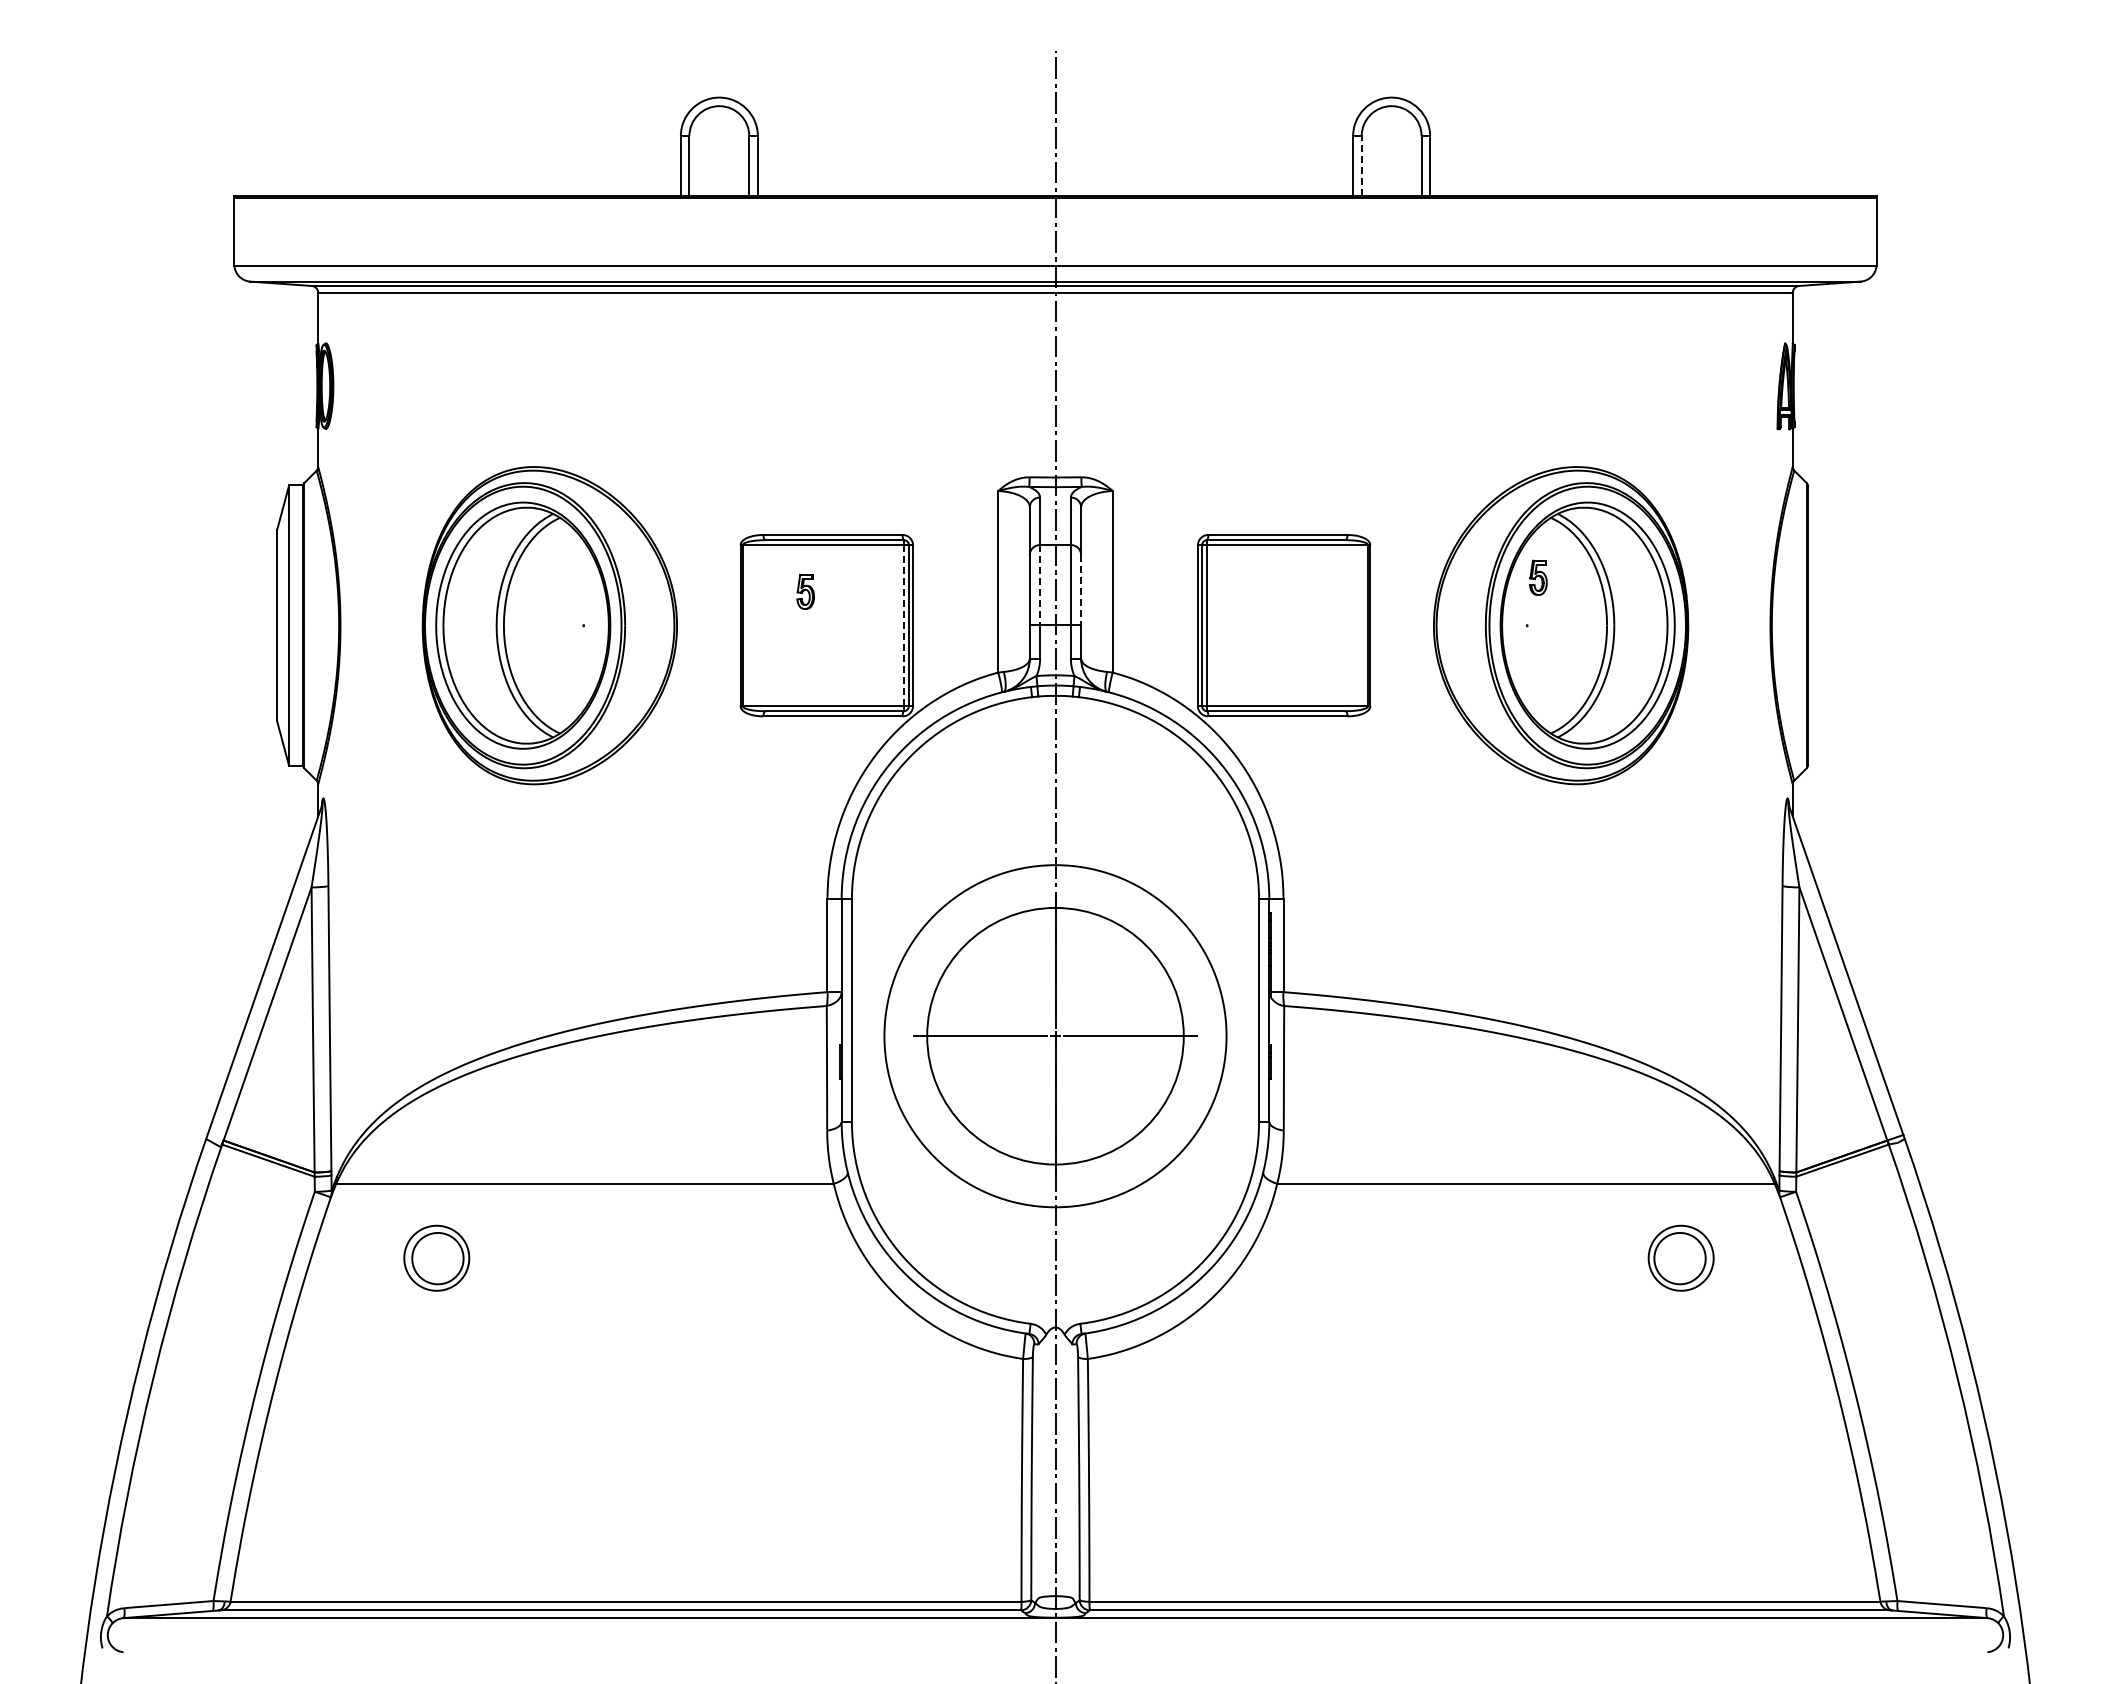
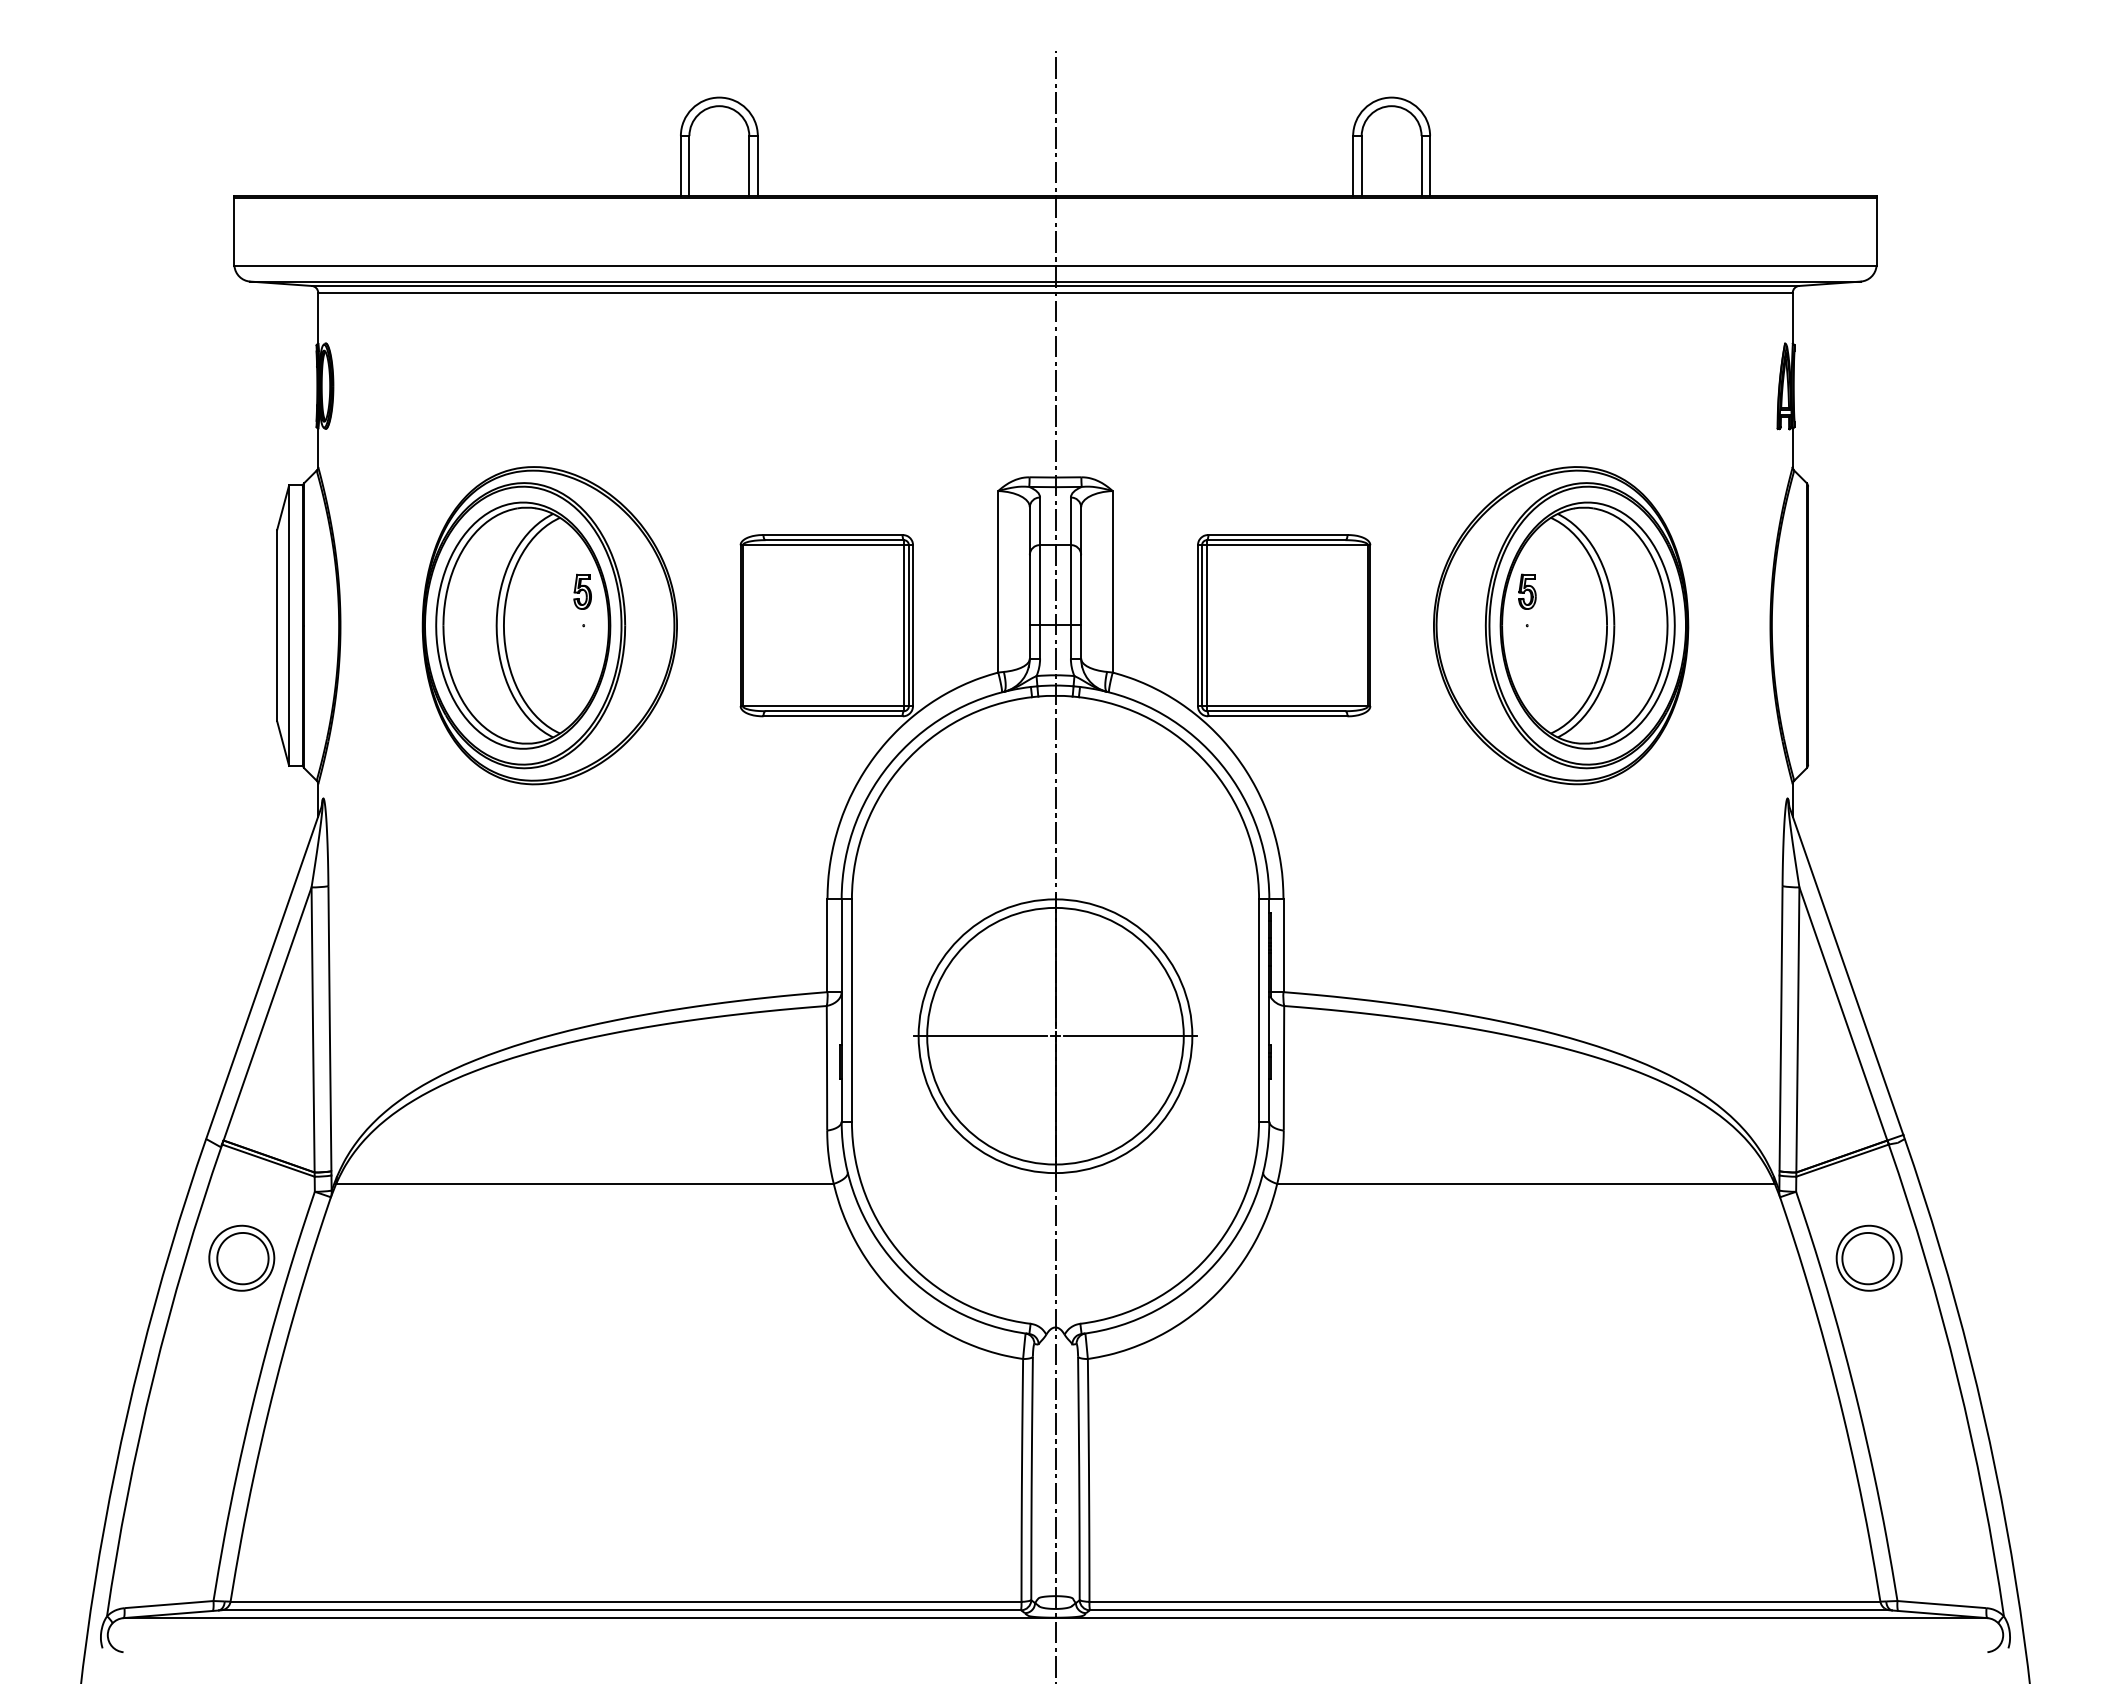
line: dashed -> solid (1361, 165)
part position: (1538, 577) -> (1527, 591) (1527, 591)
line: dashed -> solid (1040, 585)
line: dashed -> solid (1081, 590)
part position: (805, 591) -> (582, 591) (582, 591)
line: dashed -> solid (903, 625)
circle diameter: 342 px -> 274 px (1055, 1036)
part position: (436, 1257) -> (241, 1257) (241, 1257)
part position: (1680, 1257) -> (1868, 1257) (1868, 1257)
